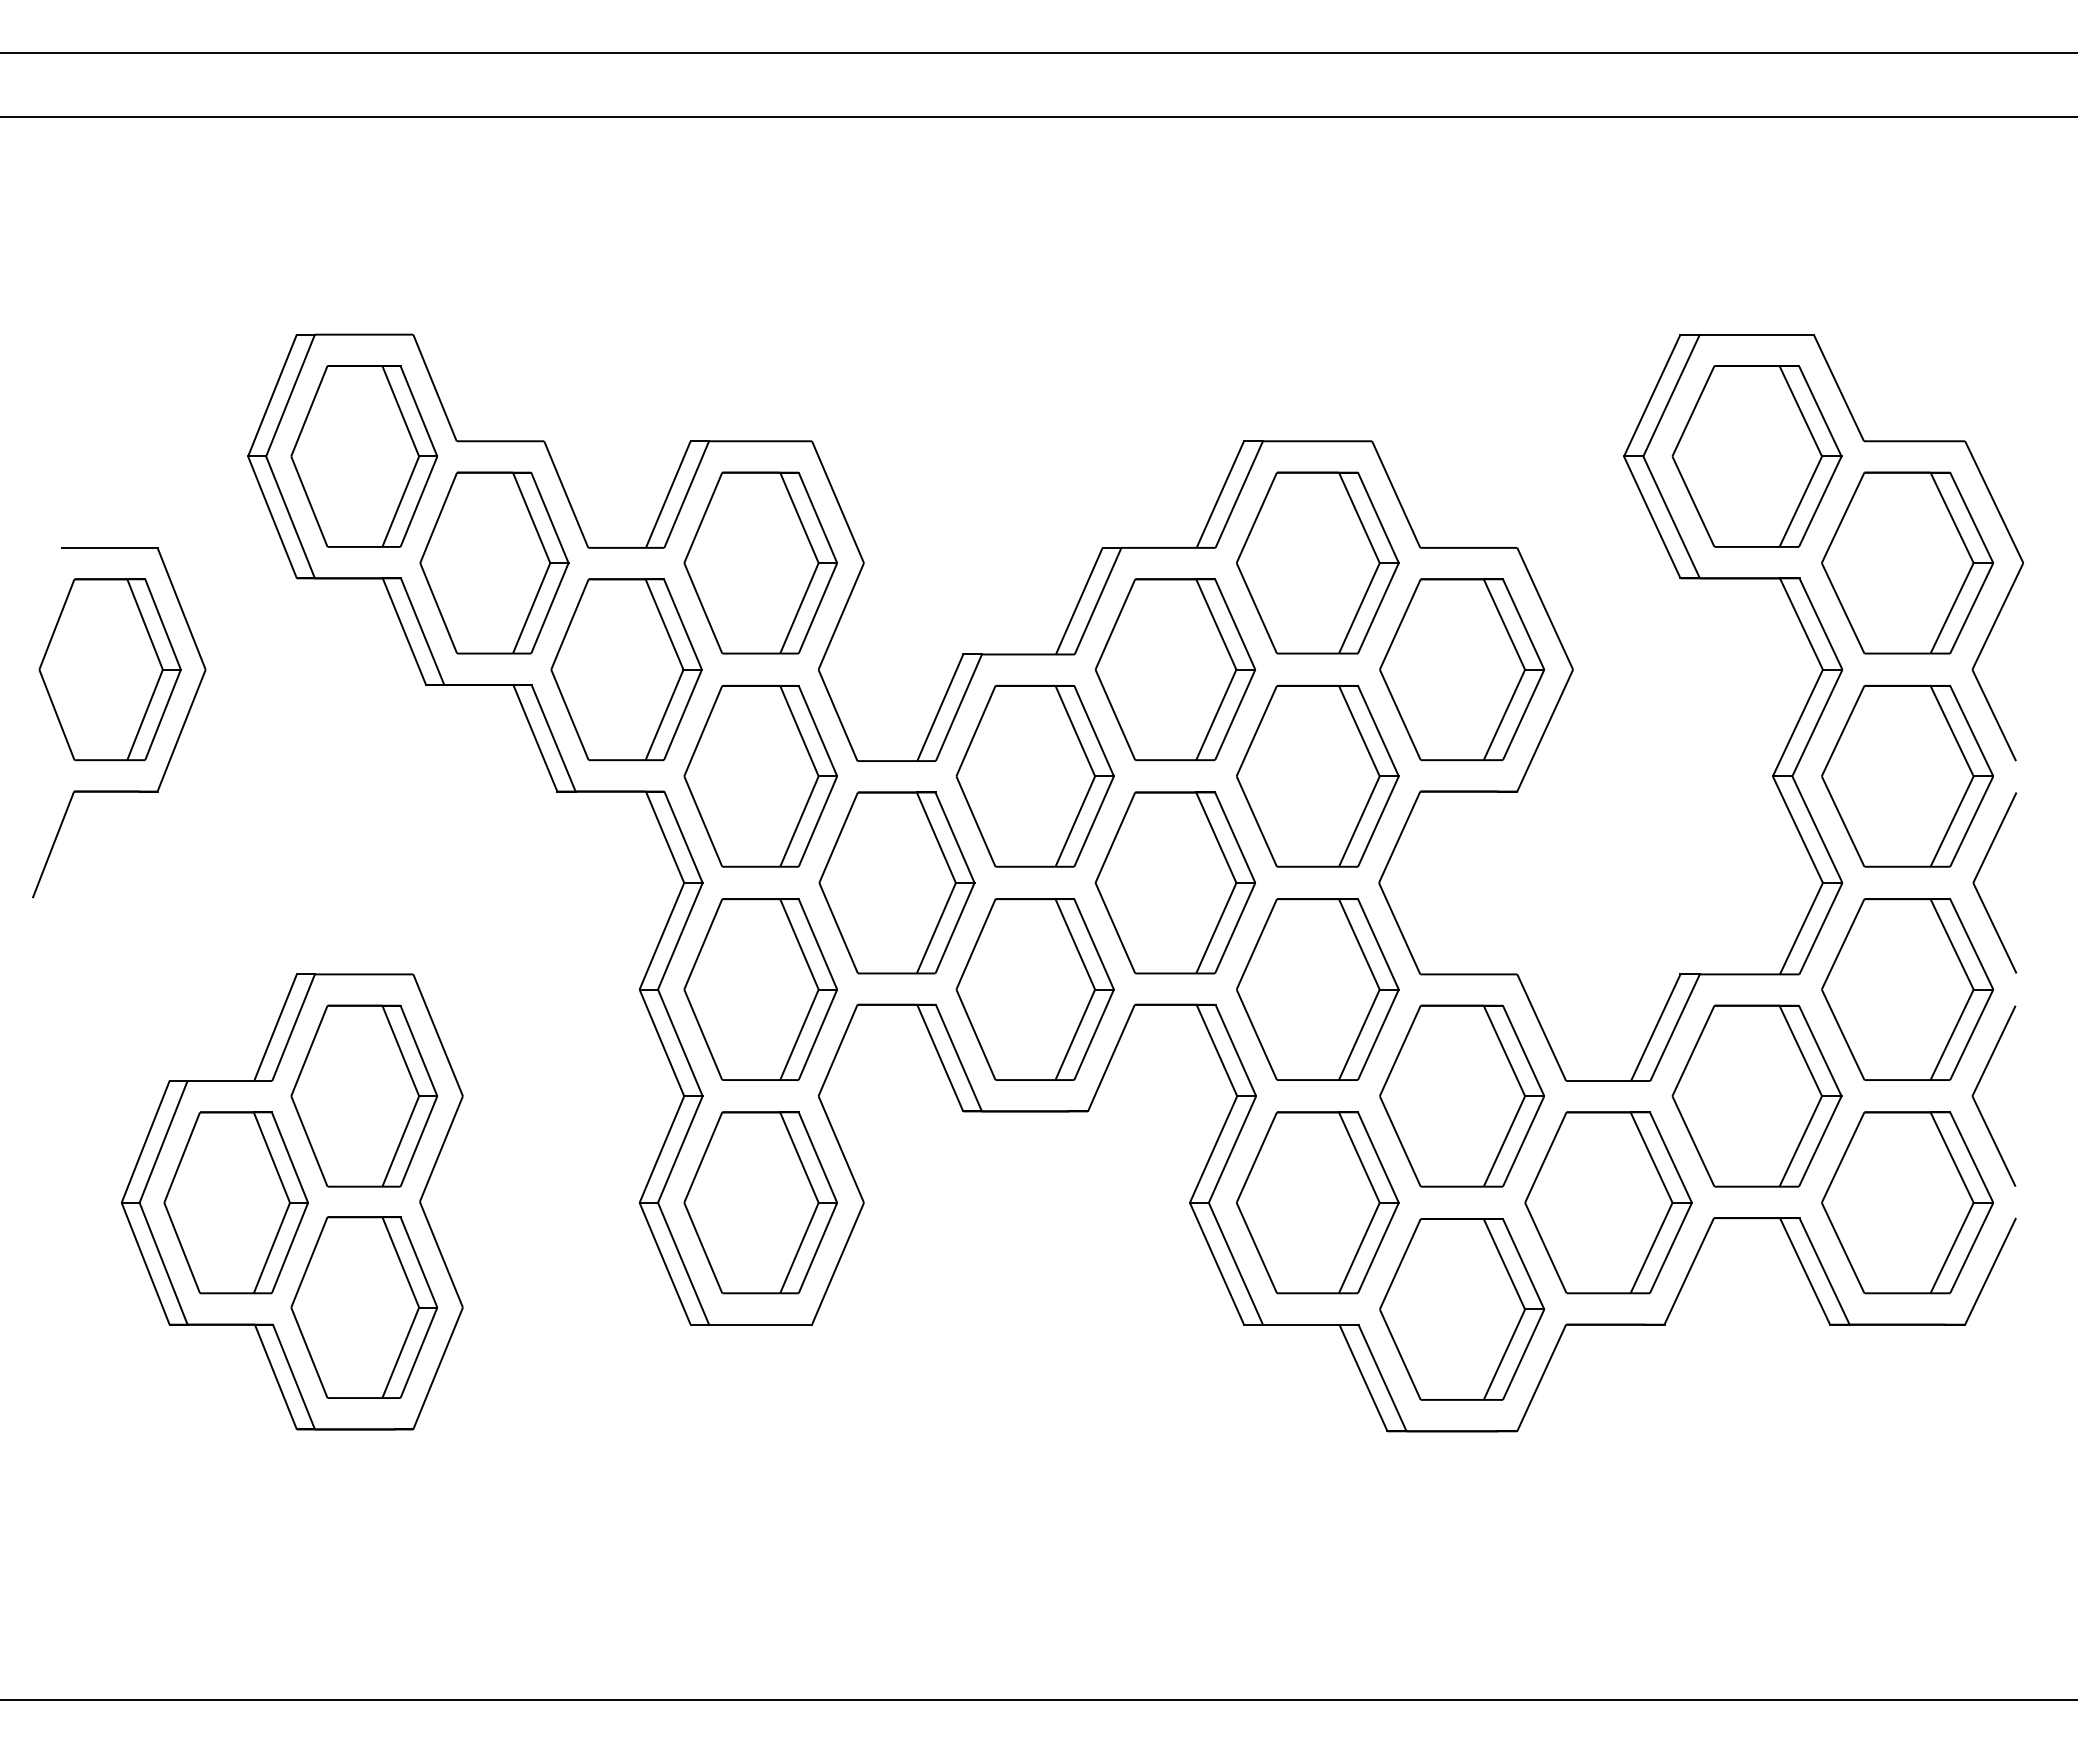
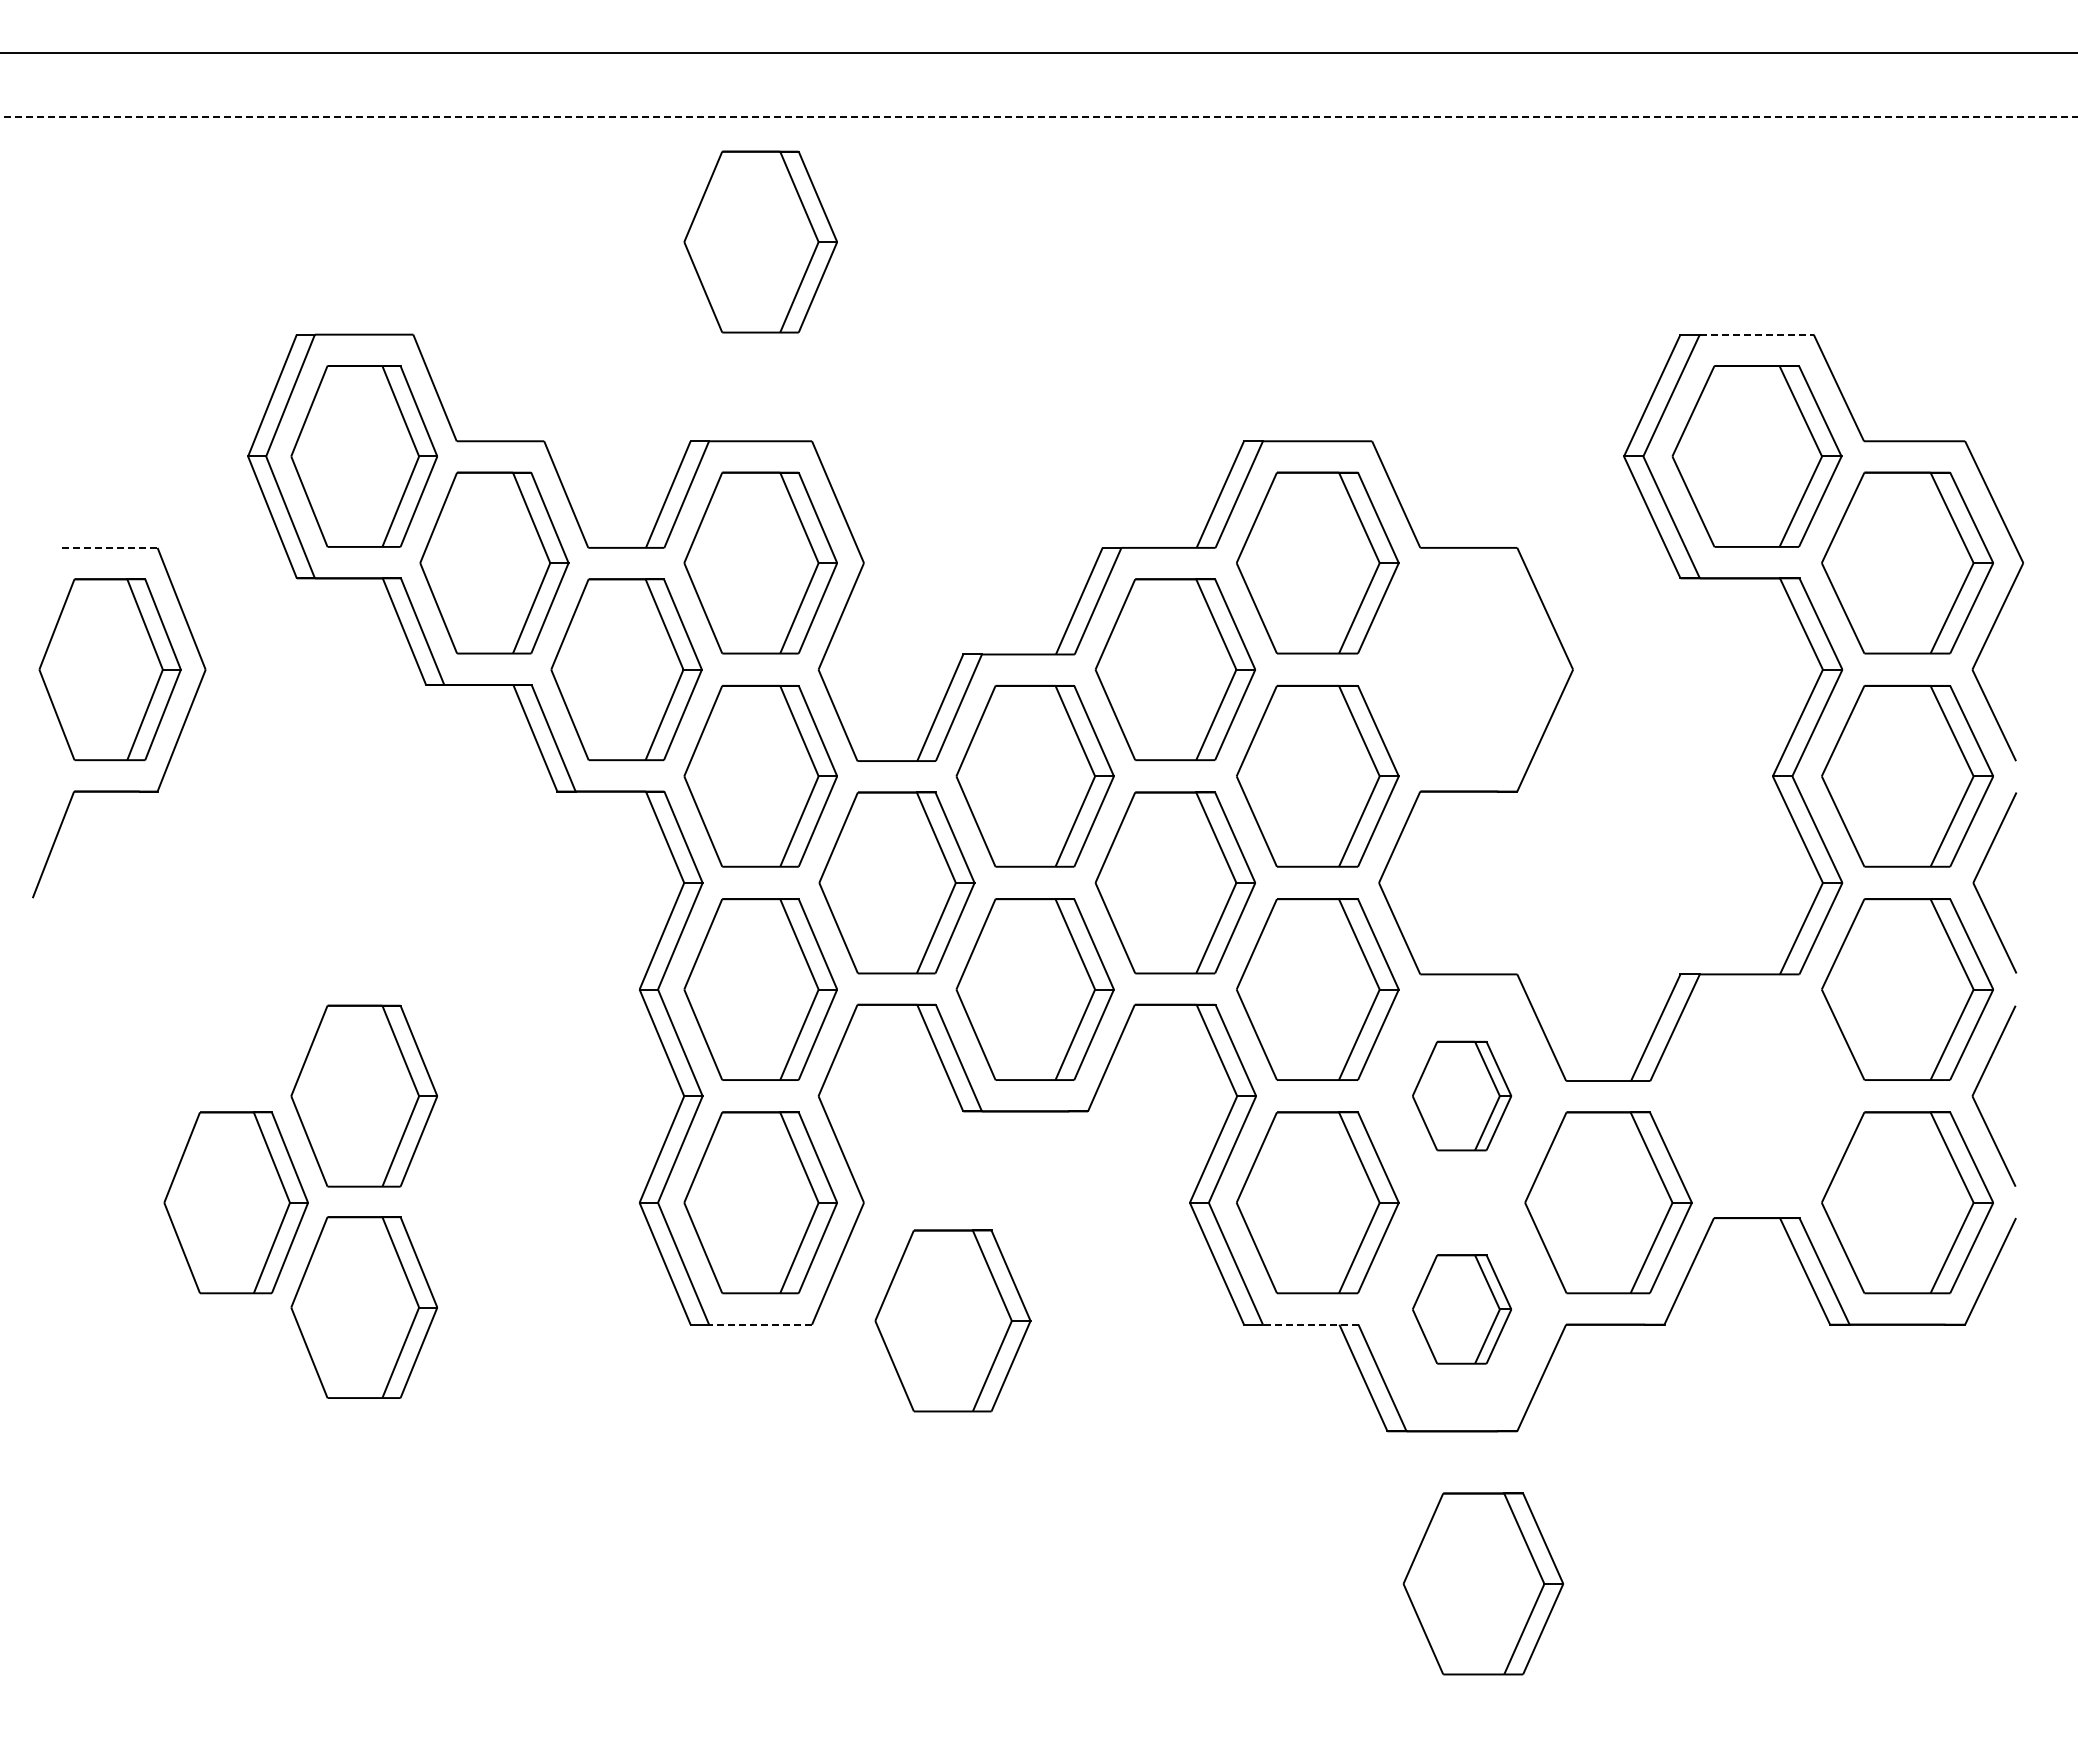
line: solid -> dashed (1038, 117)
part: none -> present (760, 241)
line: solid -> dashed (1756, 334)
line: solid -> dashed (110, 547)
part: present -> none (1461, 669)
part size: 166x184 px -> 100x112 px (1461, 1095)
part: present -> none (1756, 1095)
part: present -> none (292, 1201)
part size: 166x183 px -> 100x111 px (1461, 1309)
part: none -> present (952, 1320)
line: solid -> dashed (760, 1324)
line: solid -> dashed (1310, 1324)
part: none -> present (1482, 1583)
line: present -> none (1038, 1700)
